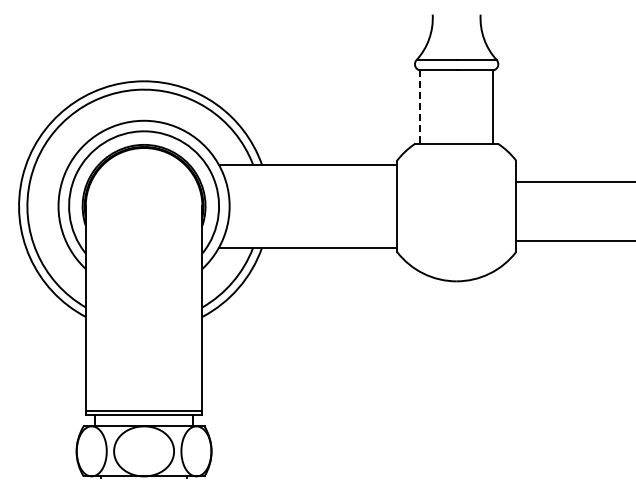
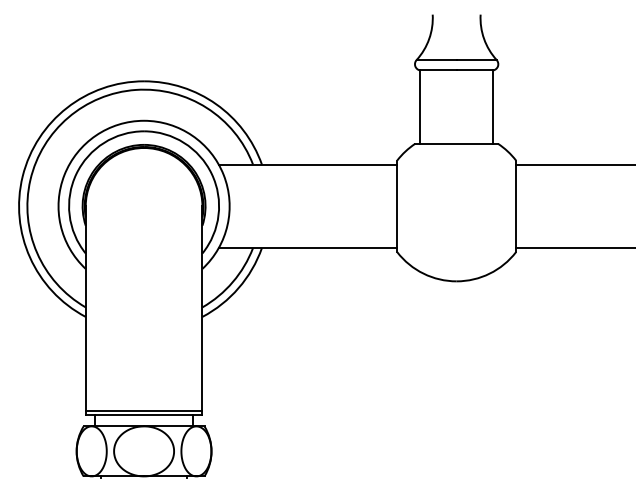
line: dashed -> solid (420, 107)
line position: (574, 181) -> (574, 164) (574, 164)
line position: (574, 241) -> (574, 248) (574, 248)
